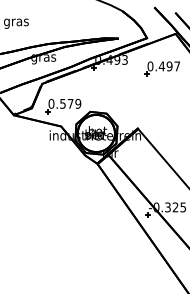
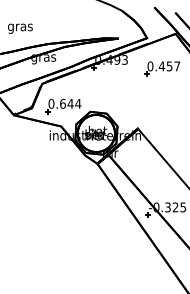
text position: (16, 23) -> (20, 28) (20, 28)
text: 0.497 -> 0.457 (169, 66)
text: 0.579 -> 0.644 (70, 103)
